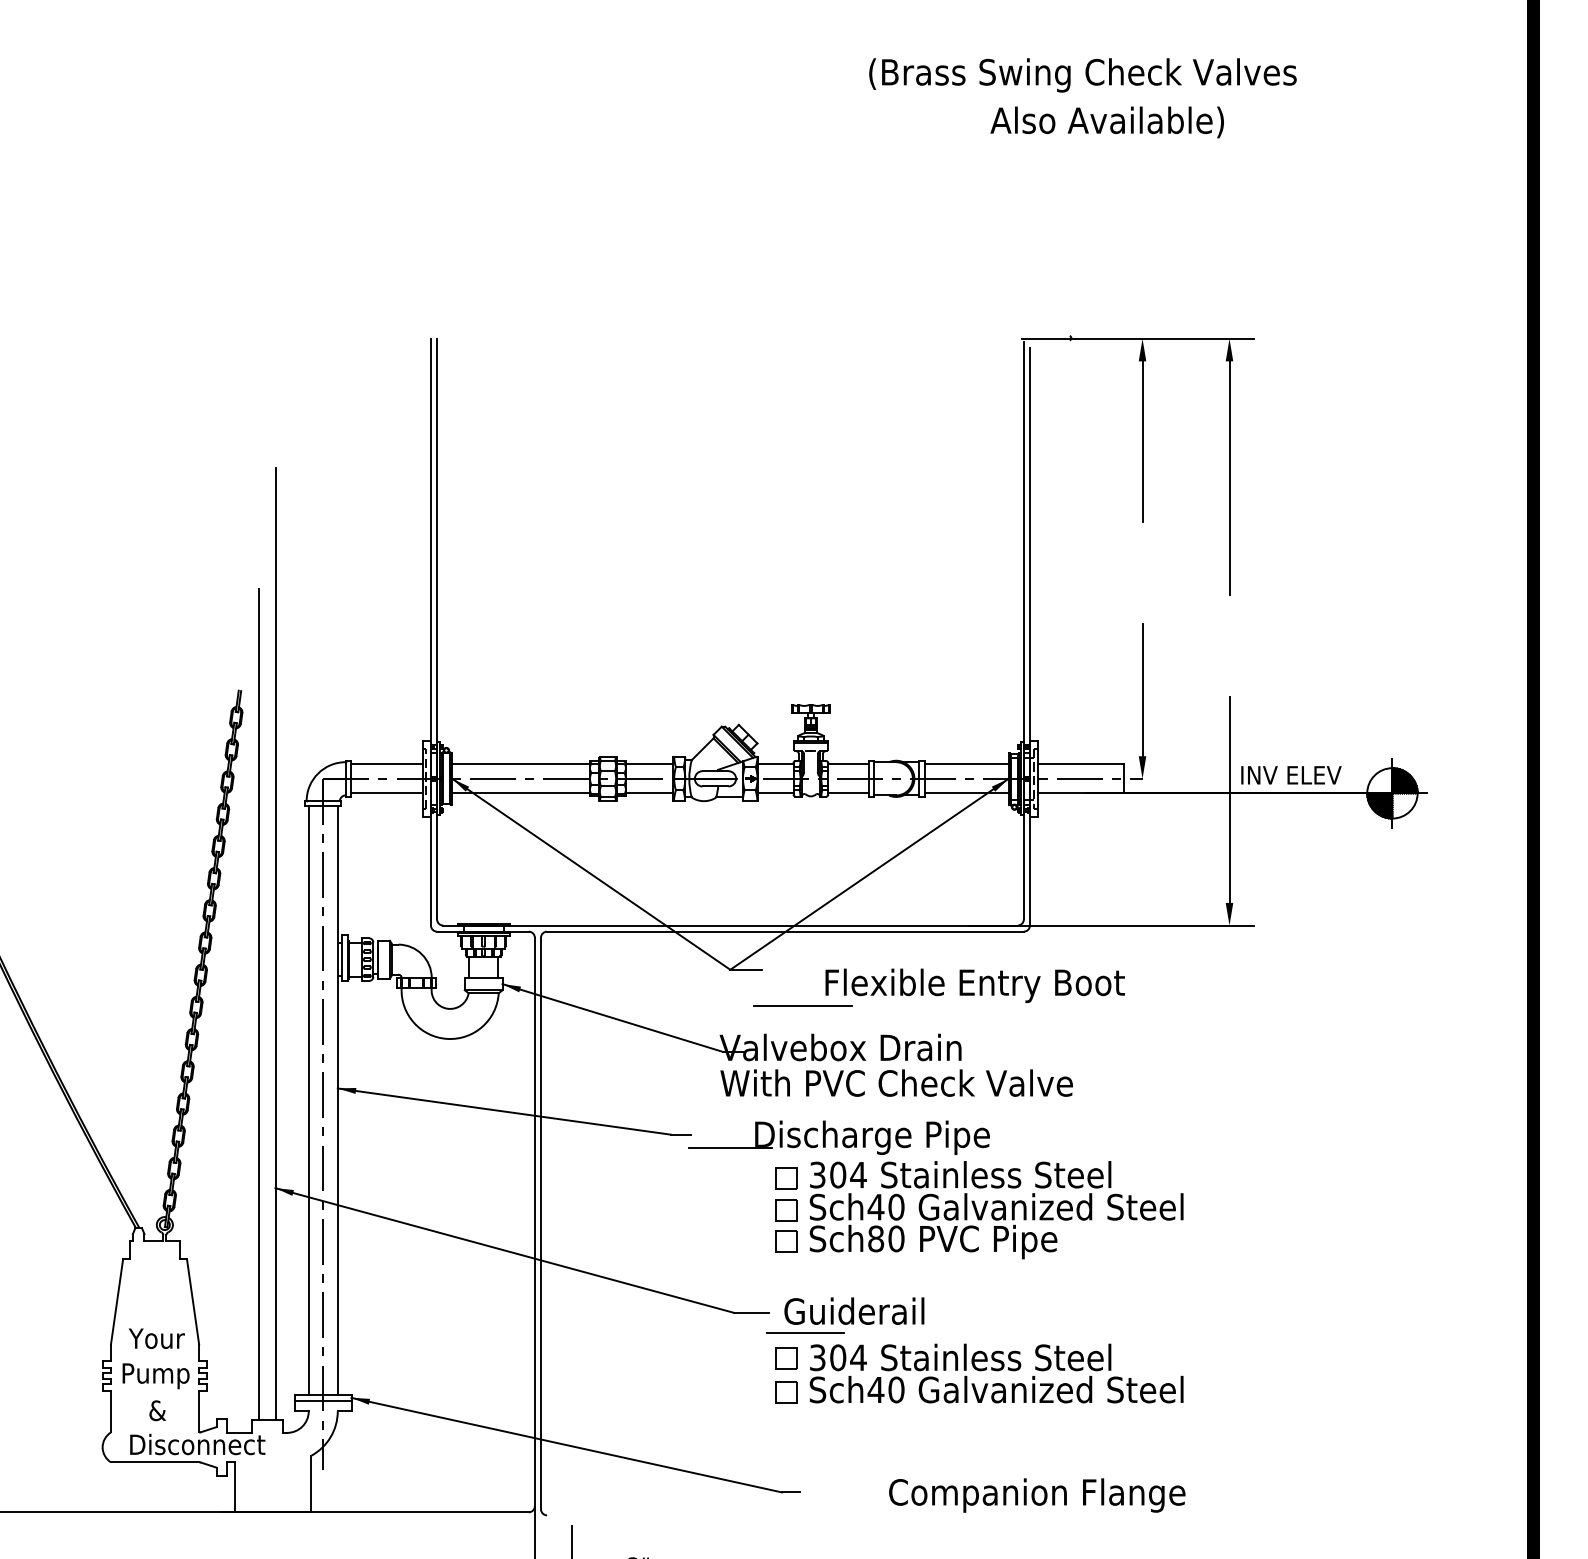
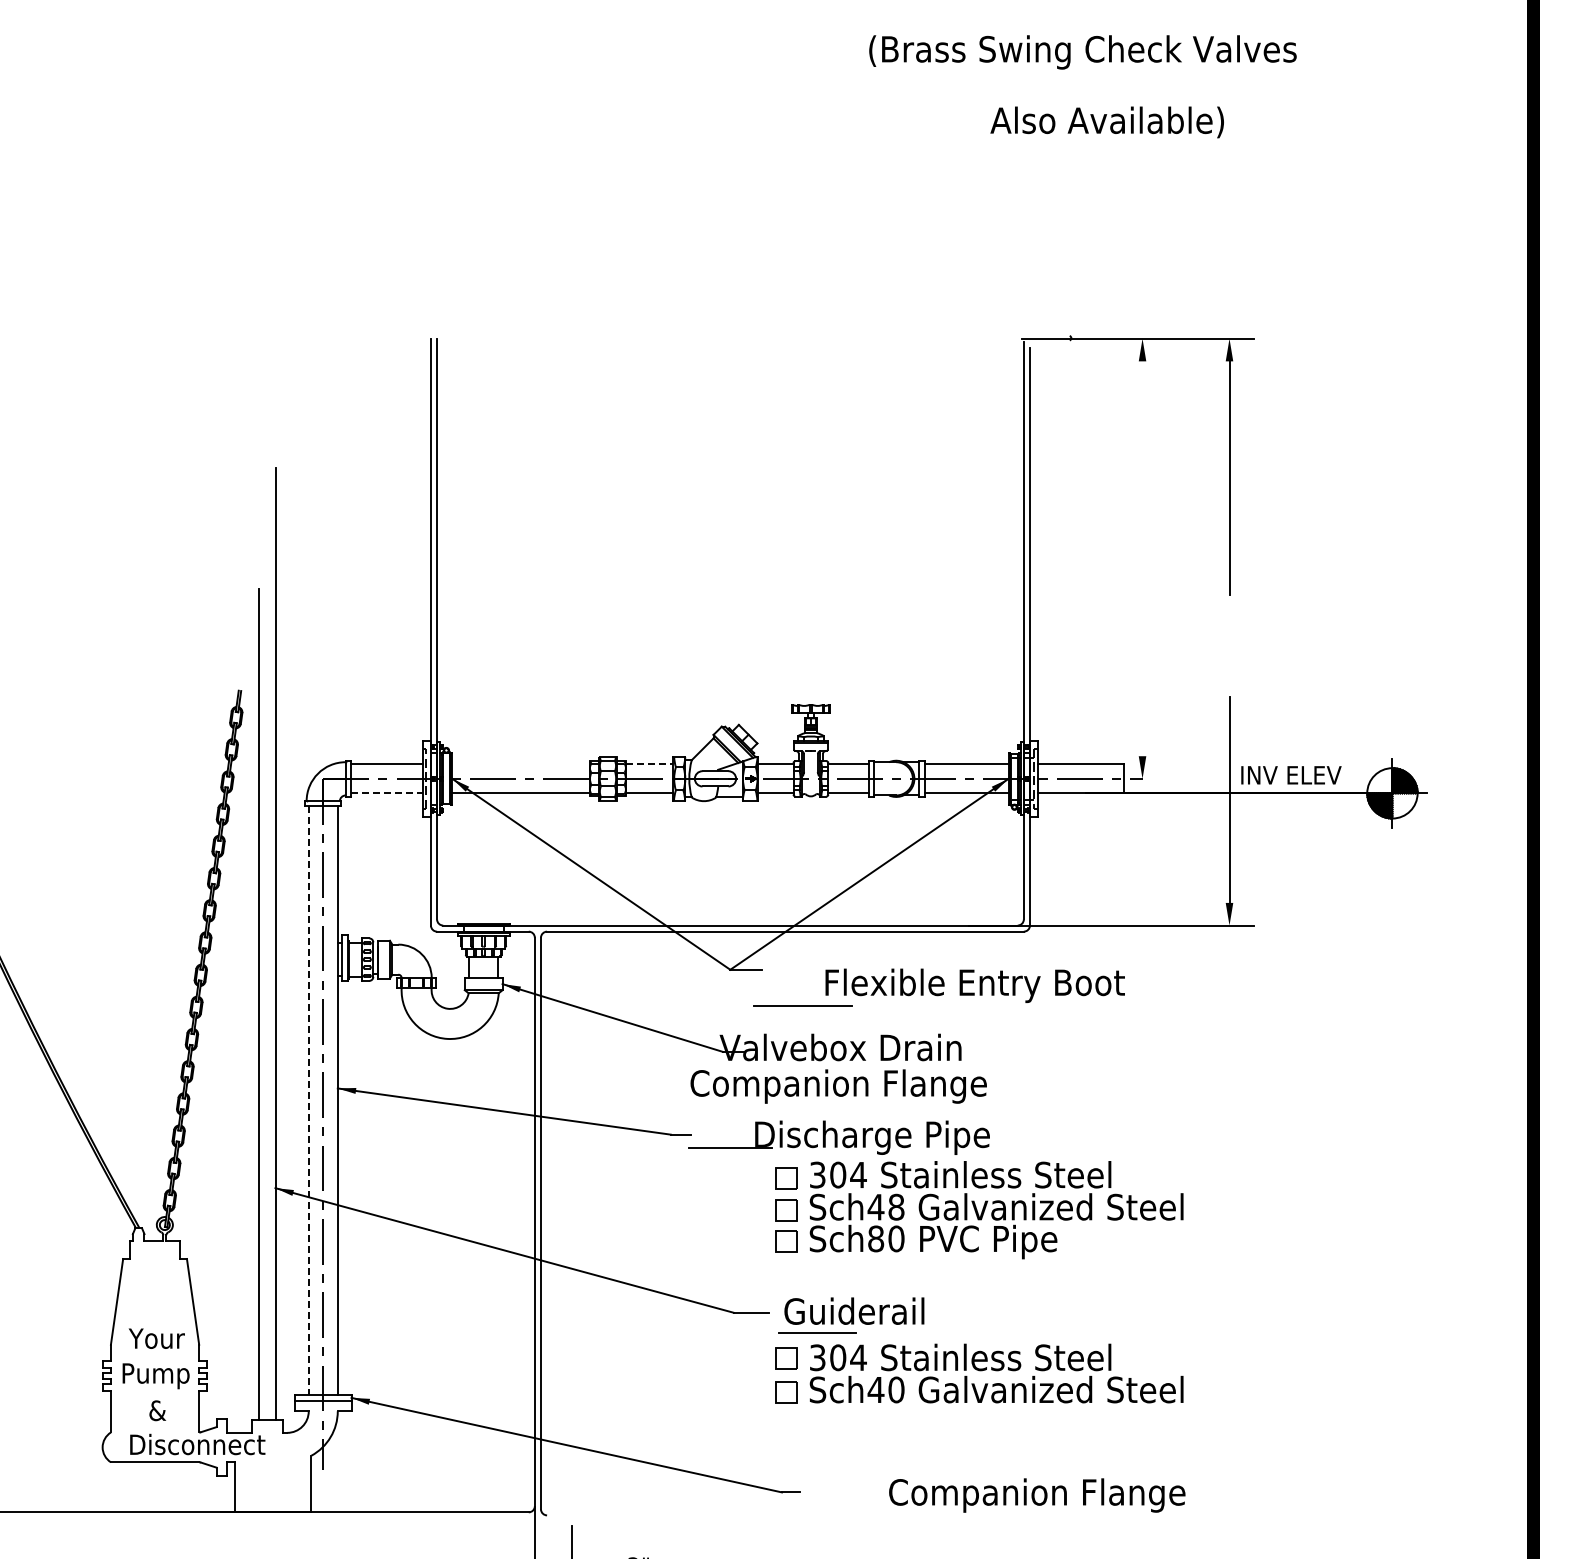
text position: (1082, 75) -> (1082, 52) (1082, 52)
line: present -> none (1142, 441)
line: present -> none (1142, 689)
line: present -> none (520, 764)
line: solid -> dashed (649, 764)
line: solid -> dashed (387, 793)
text: With PVC Check Valve -> Companion Flange (881, 1086)
line: solid -> dashed (308, 1101)
text: Sch40 -> Sch48 (896, 1207)
line position: (805, 1332) -> (817, 1332) (817, 1332)
